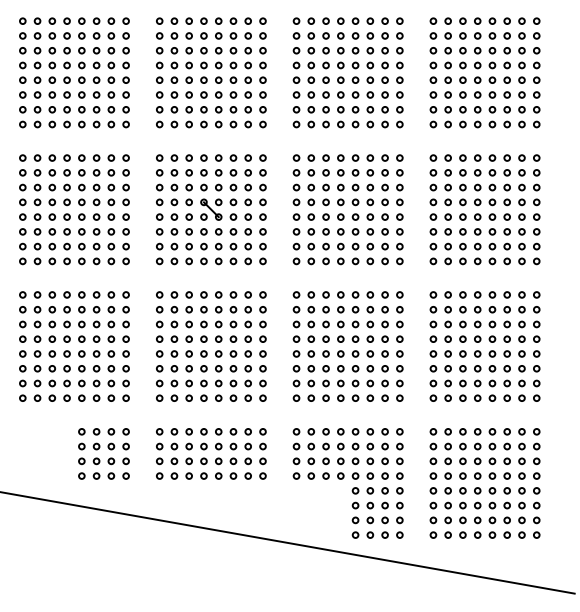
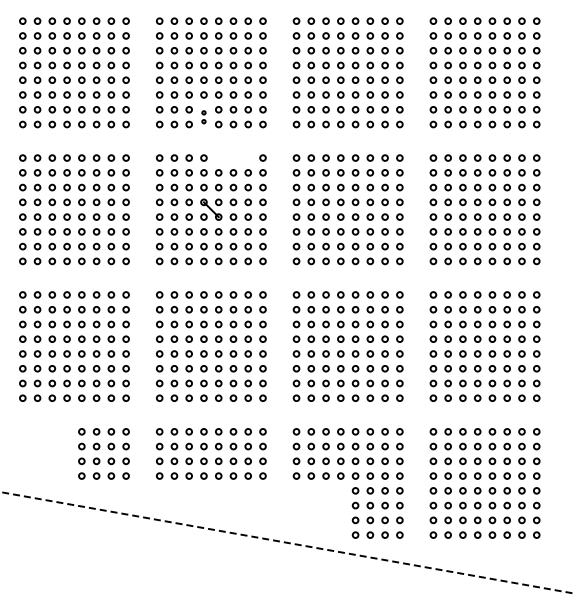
part size: 8x23 px -> 6x15 px (203, 117)
part: present -> none (233, 157)
line: solid -> dashed (287, 542)
